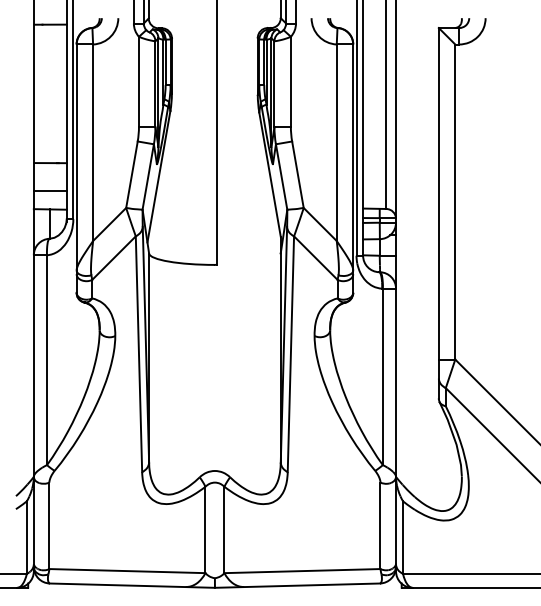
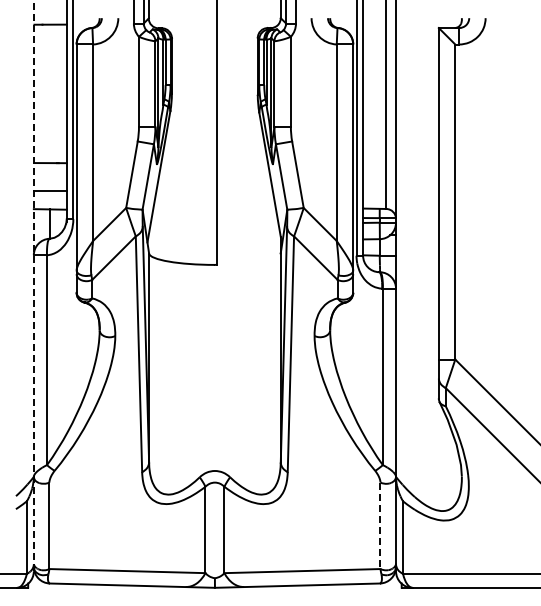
line: solid -> dashed (33, 285)
line: solid -> dashed (380, 526)
